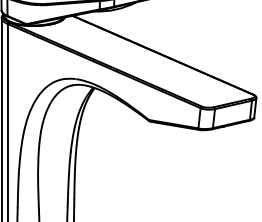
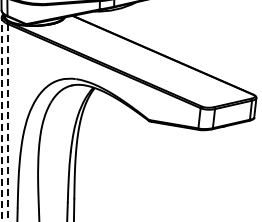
line: solid -> dashed (1, 119)
line: solid -> dashed (7, 122)
